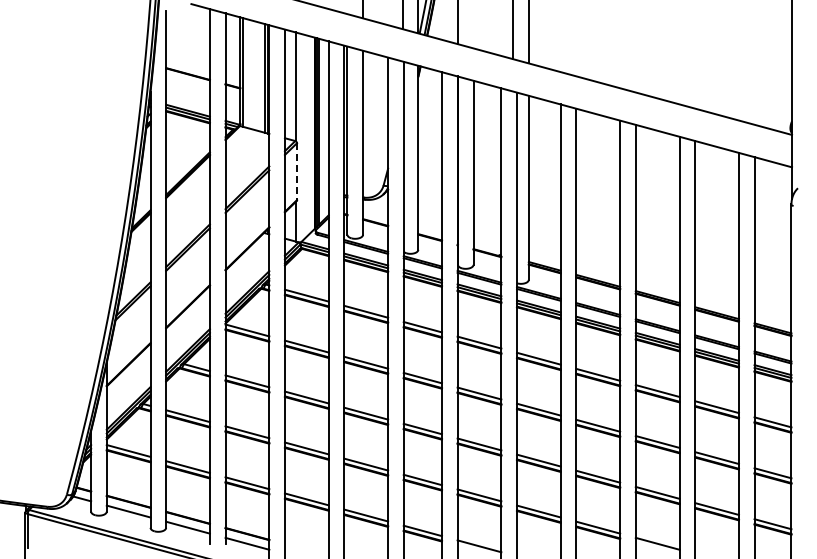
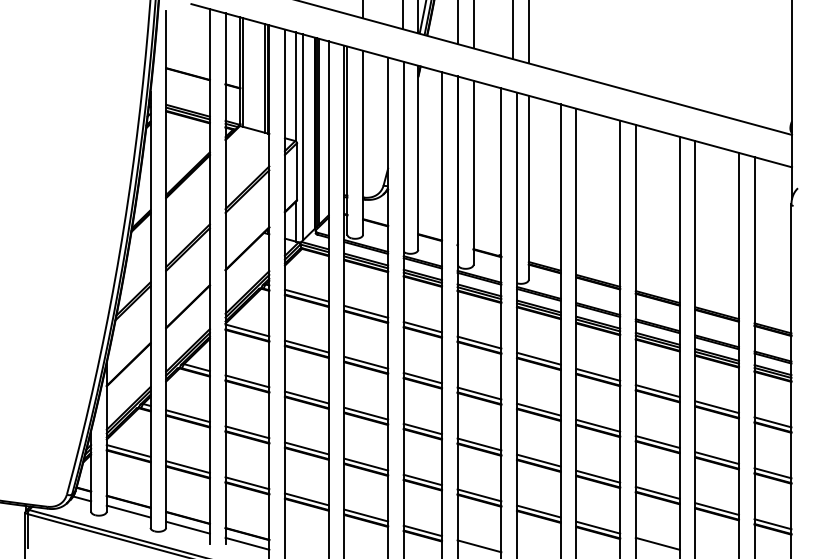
line: none -> present (473, 25)
line: none -> present (303, 137)
line: dashed -> solid (297, 172)
